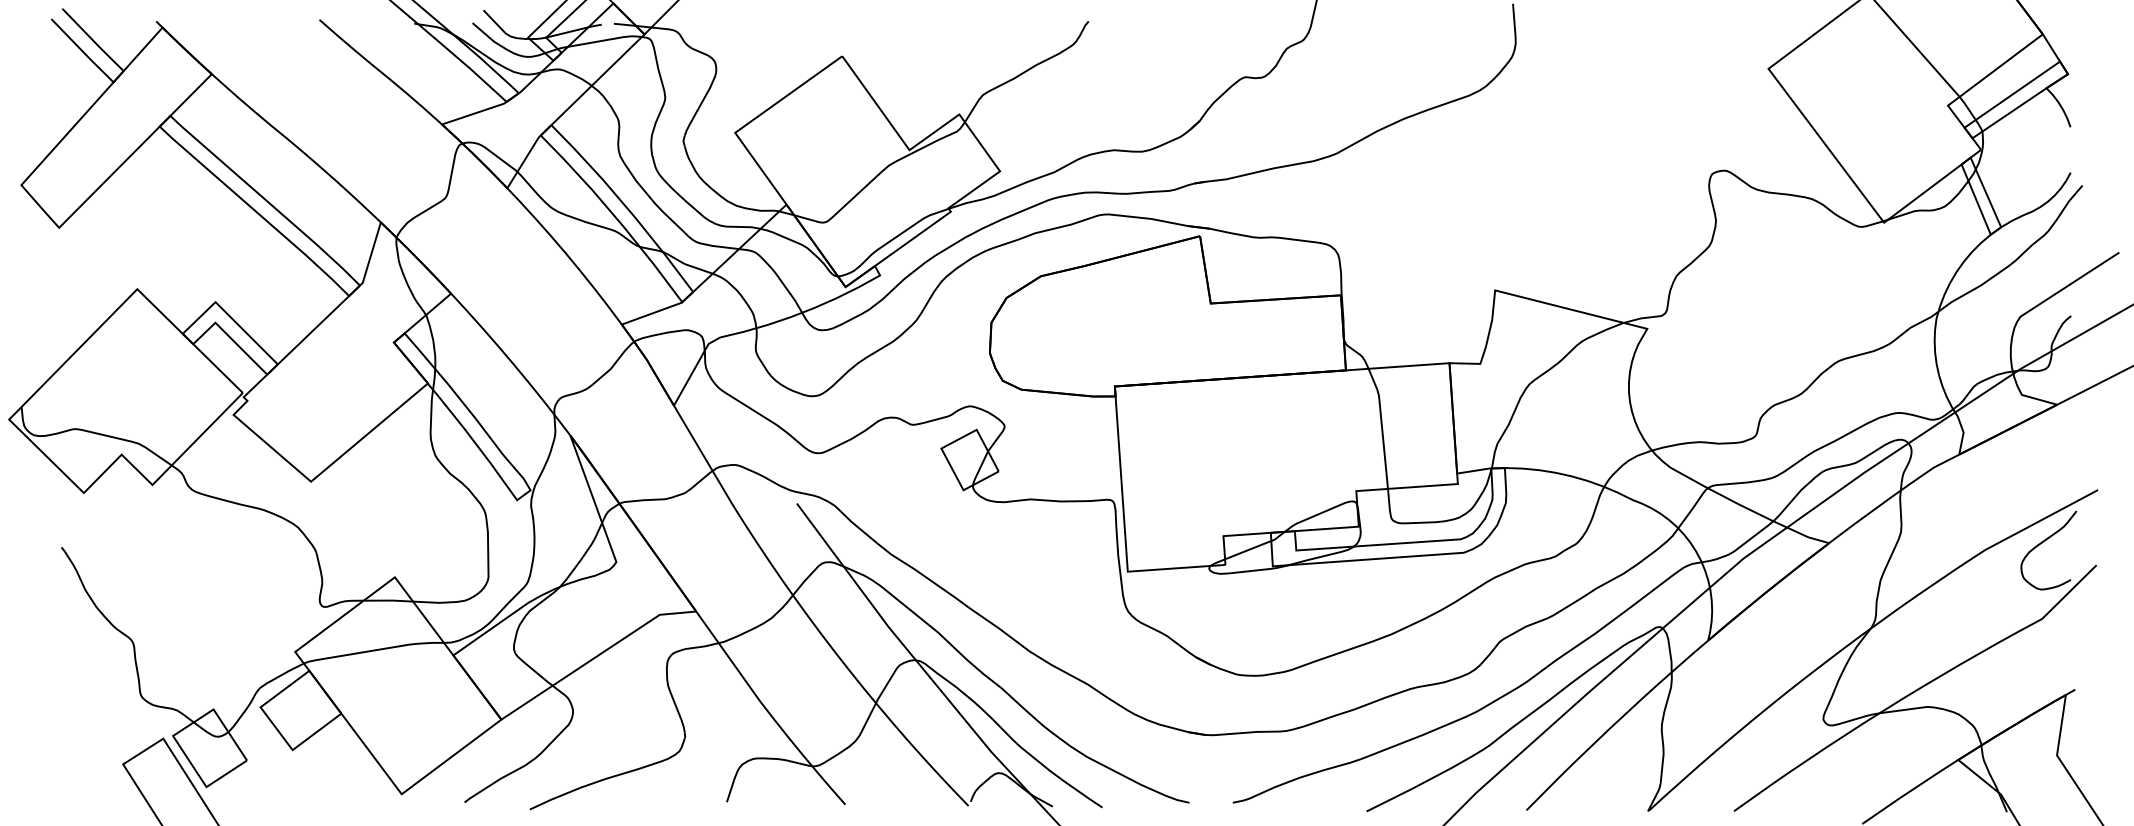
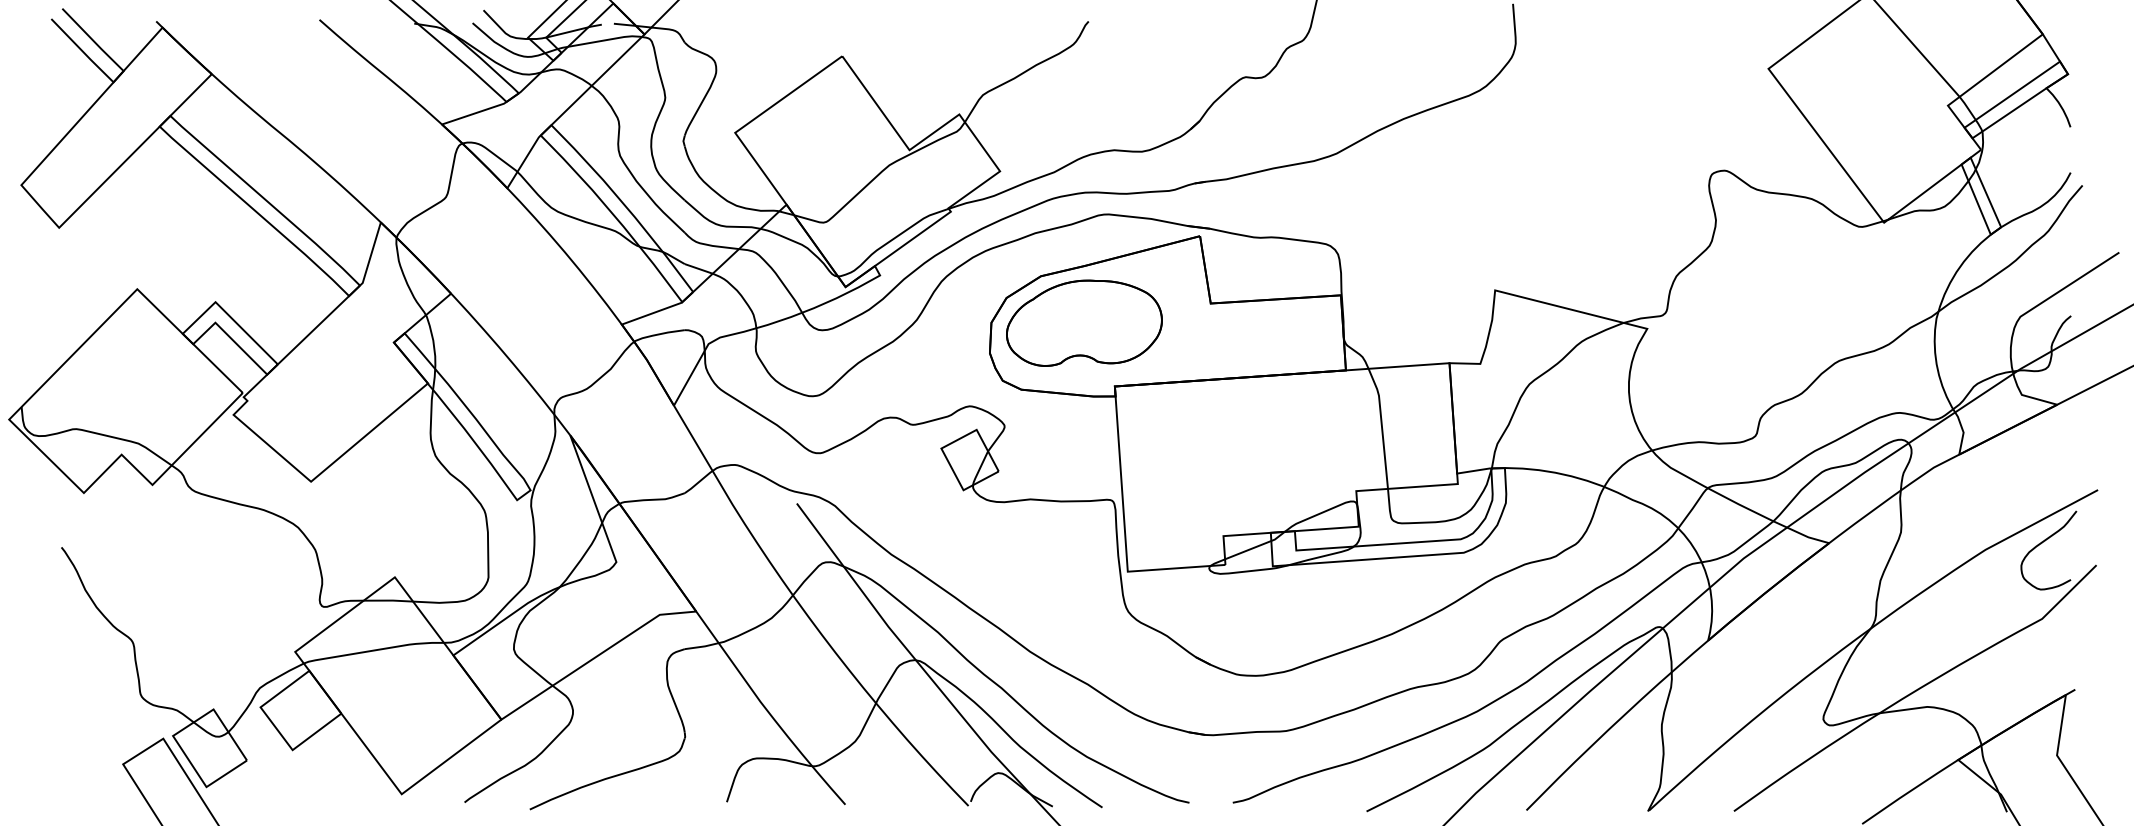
part: none -> present (1084, 322)
